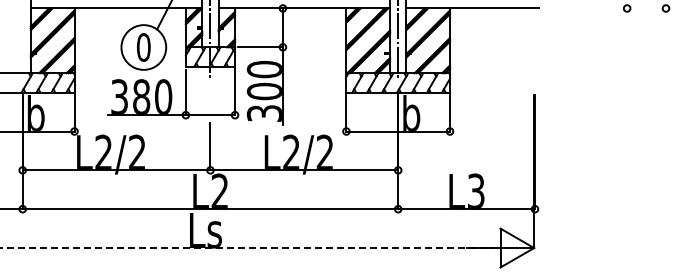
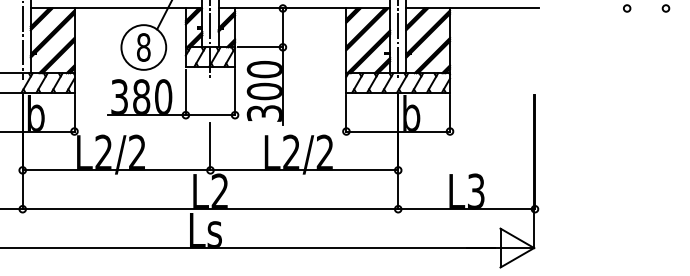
line: none -> present (22, 40)
text: 0 -> 8 (143, 47)
line: dashed -> solid (248, 248)
